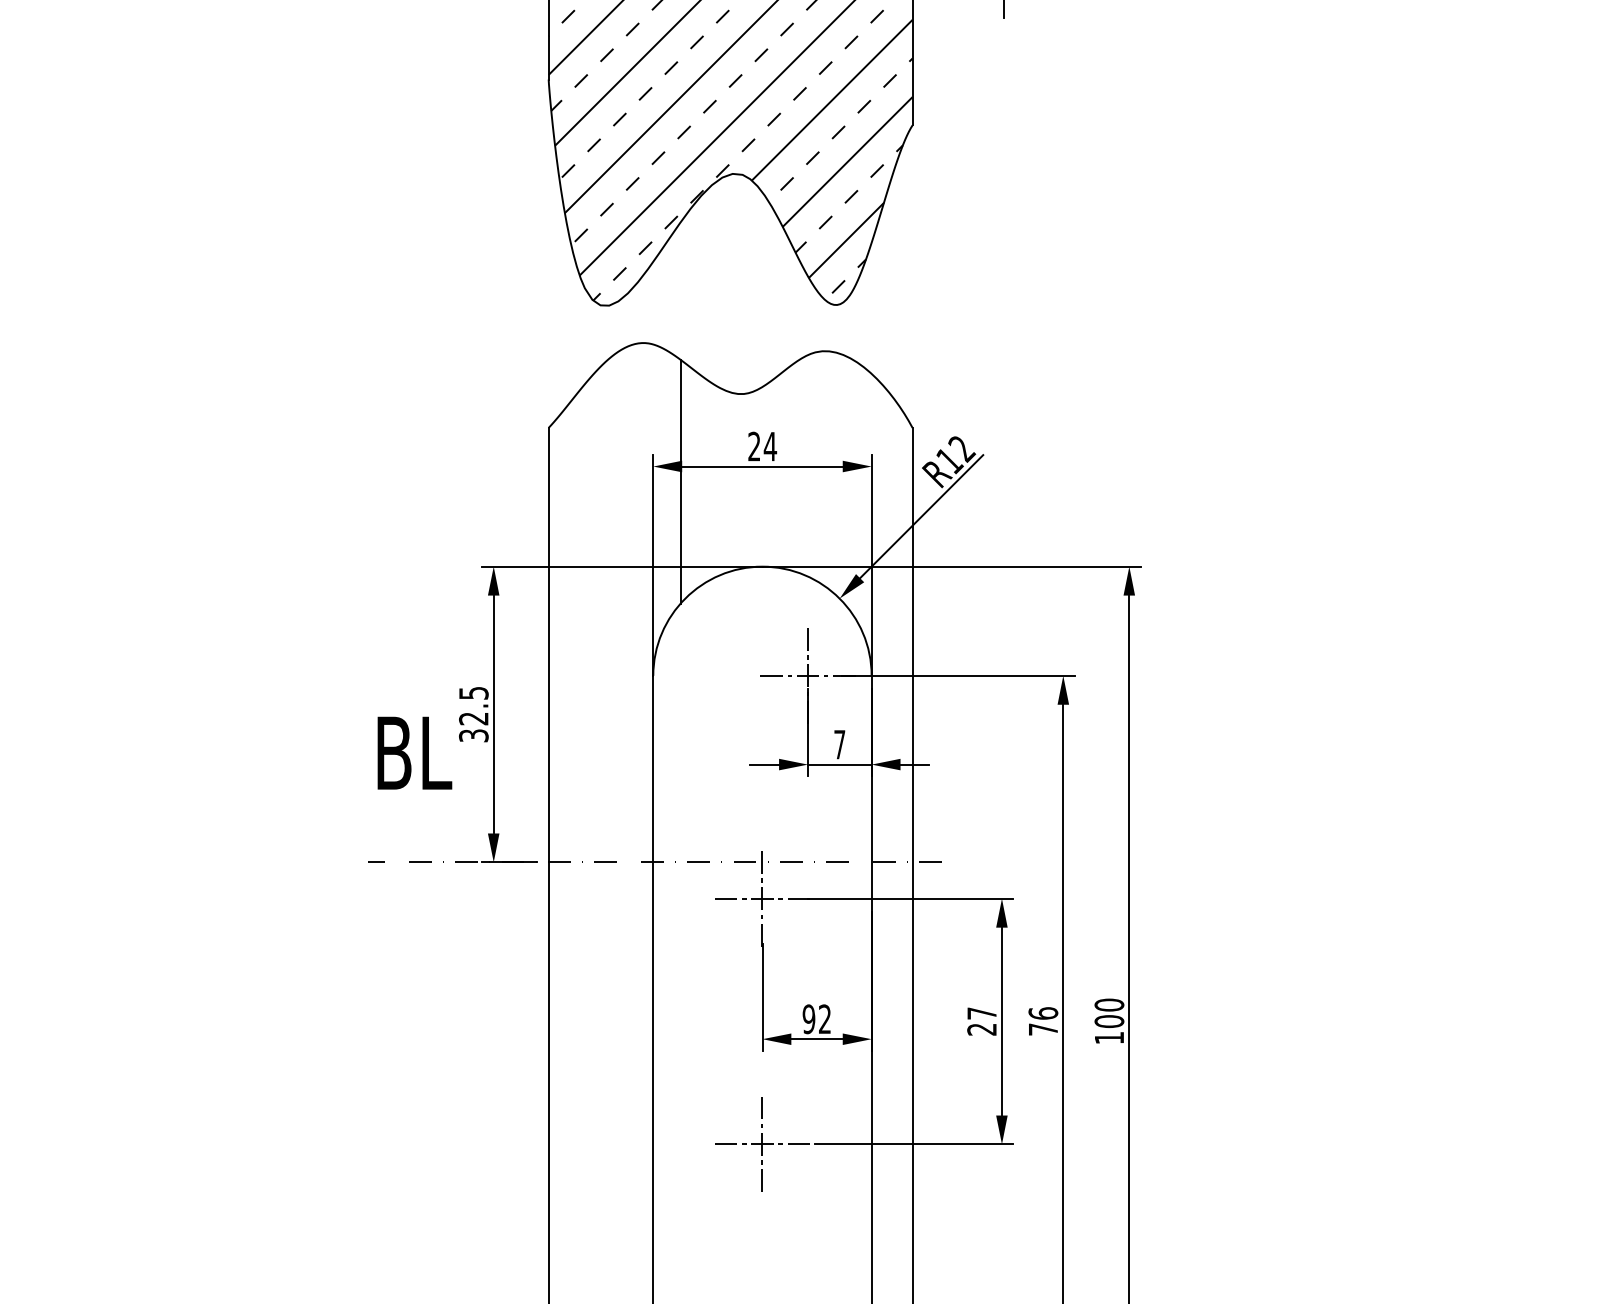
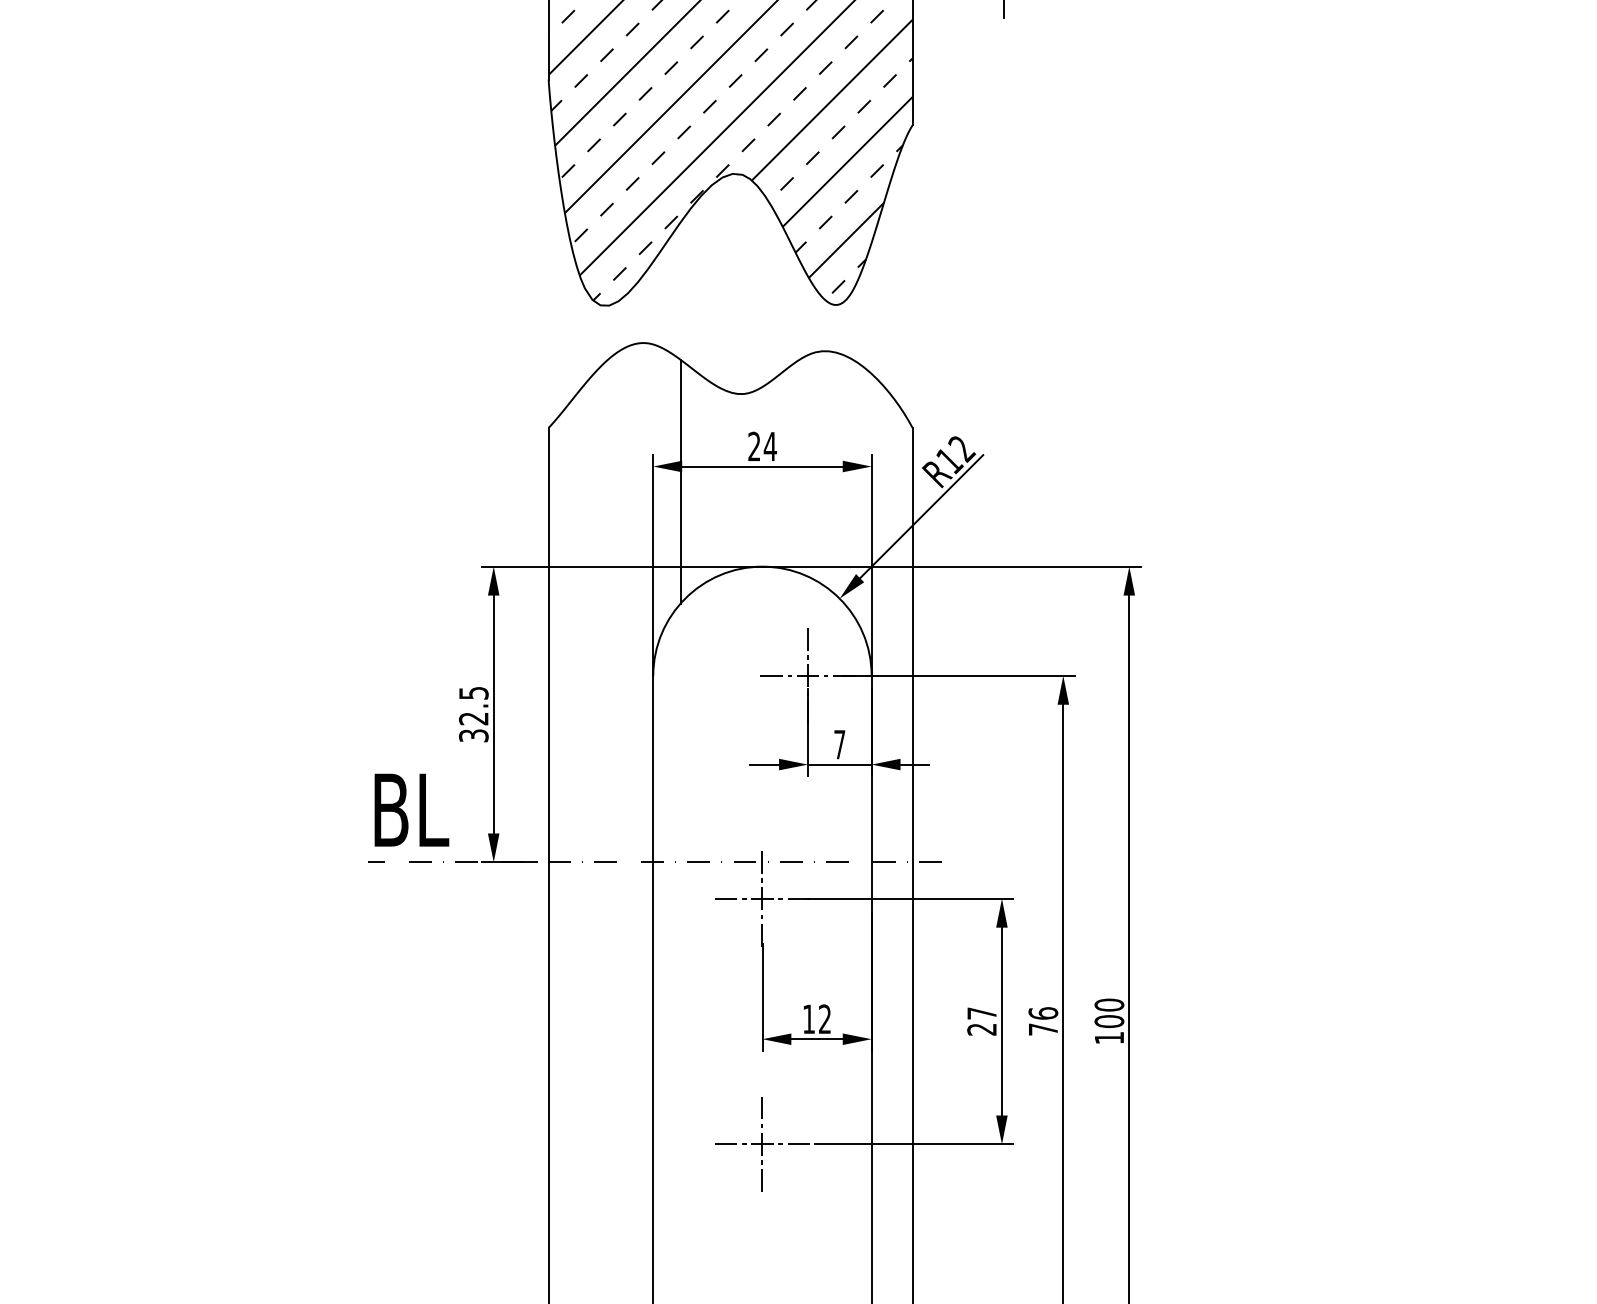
text position: (414, 752) -> (411, 809) (411, 809)
text: 92 -> 12 (808, 1019)
